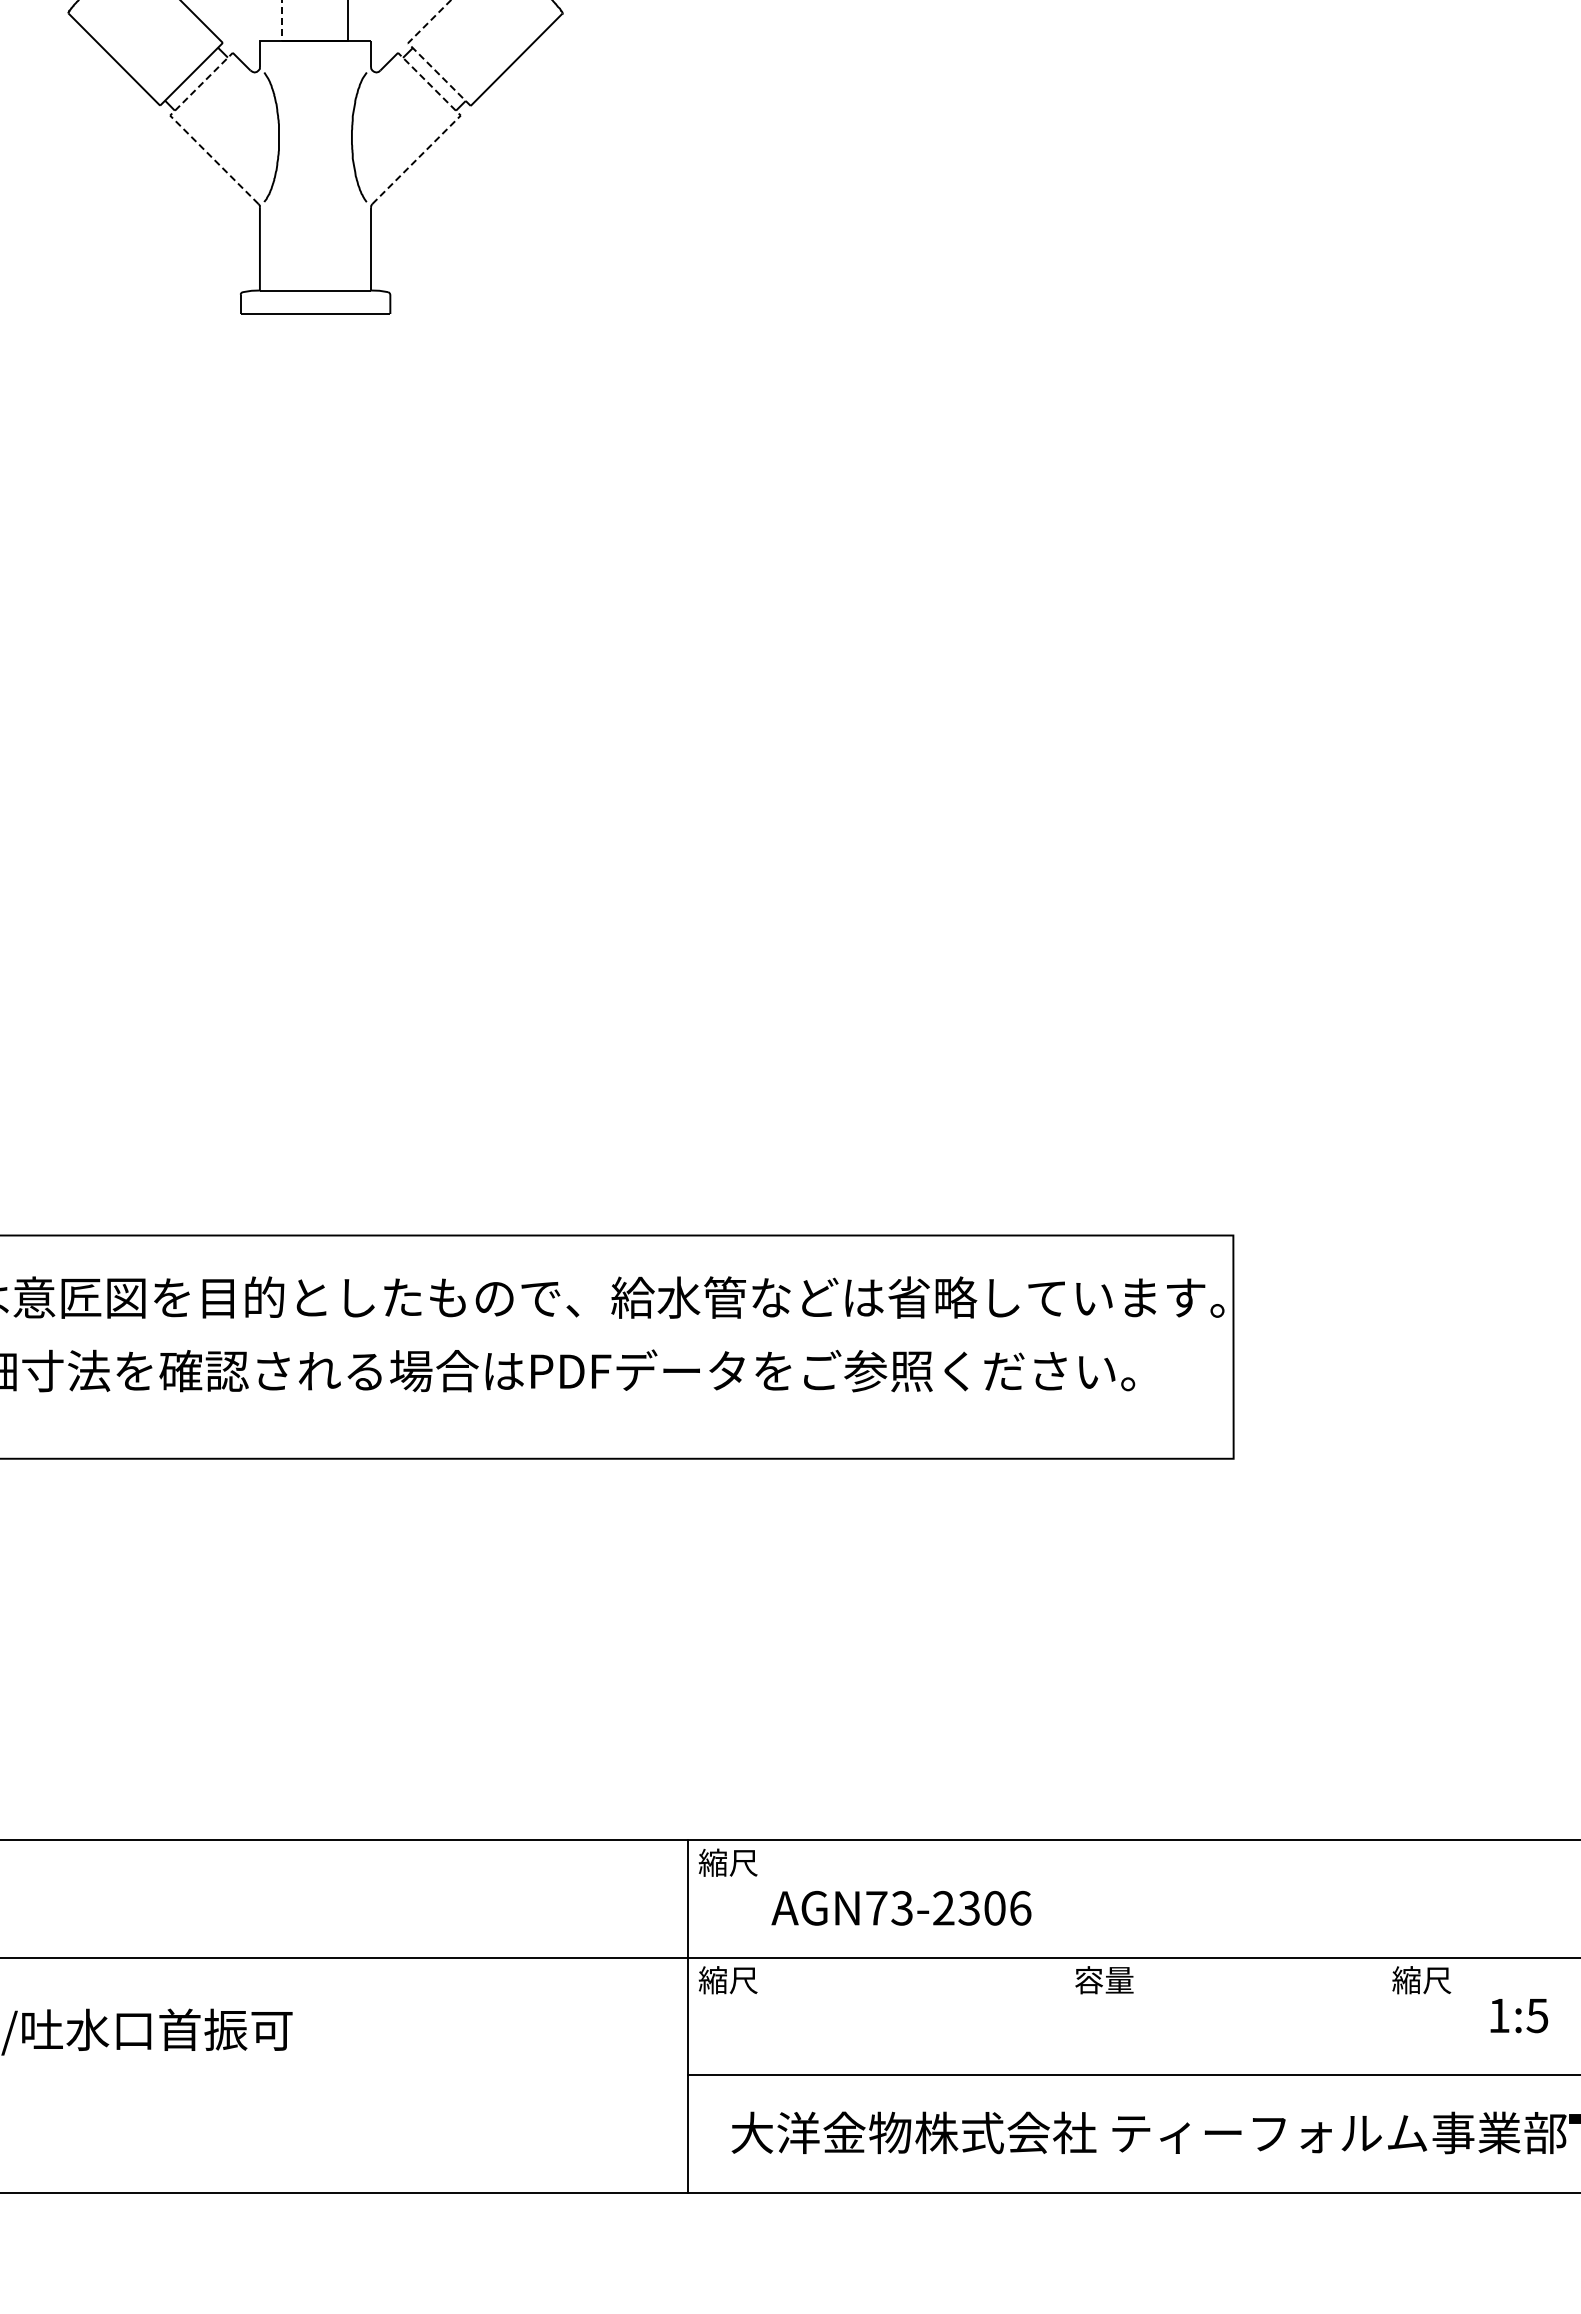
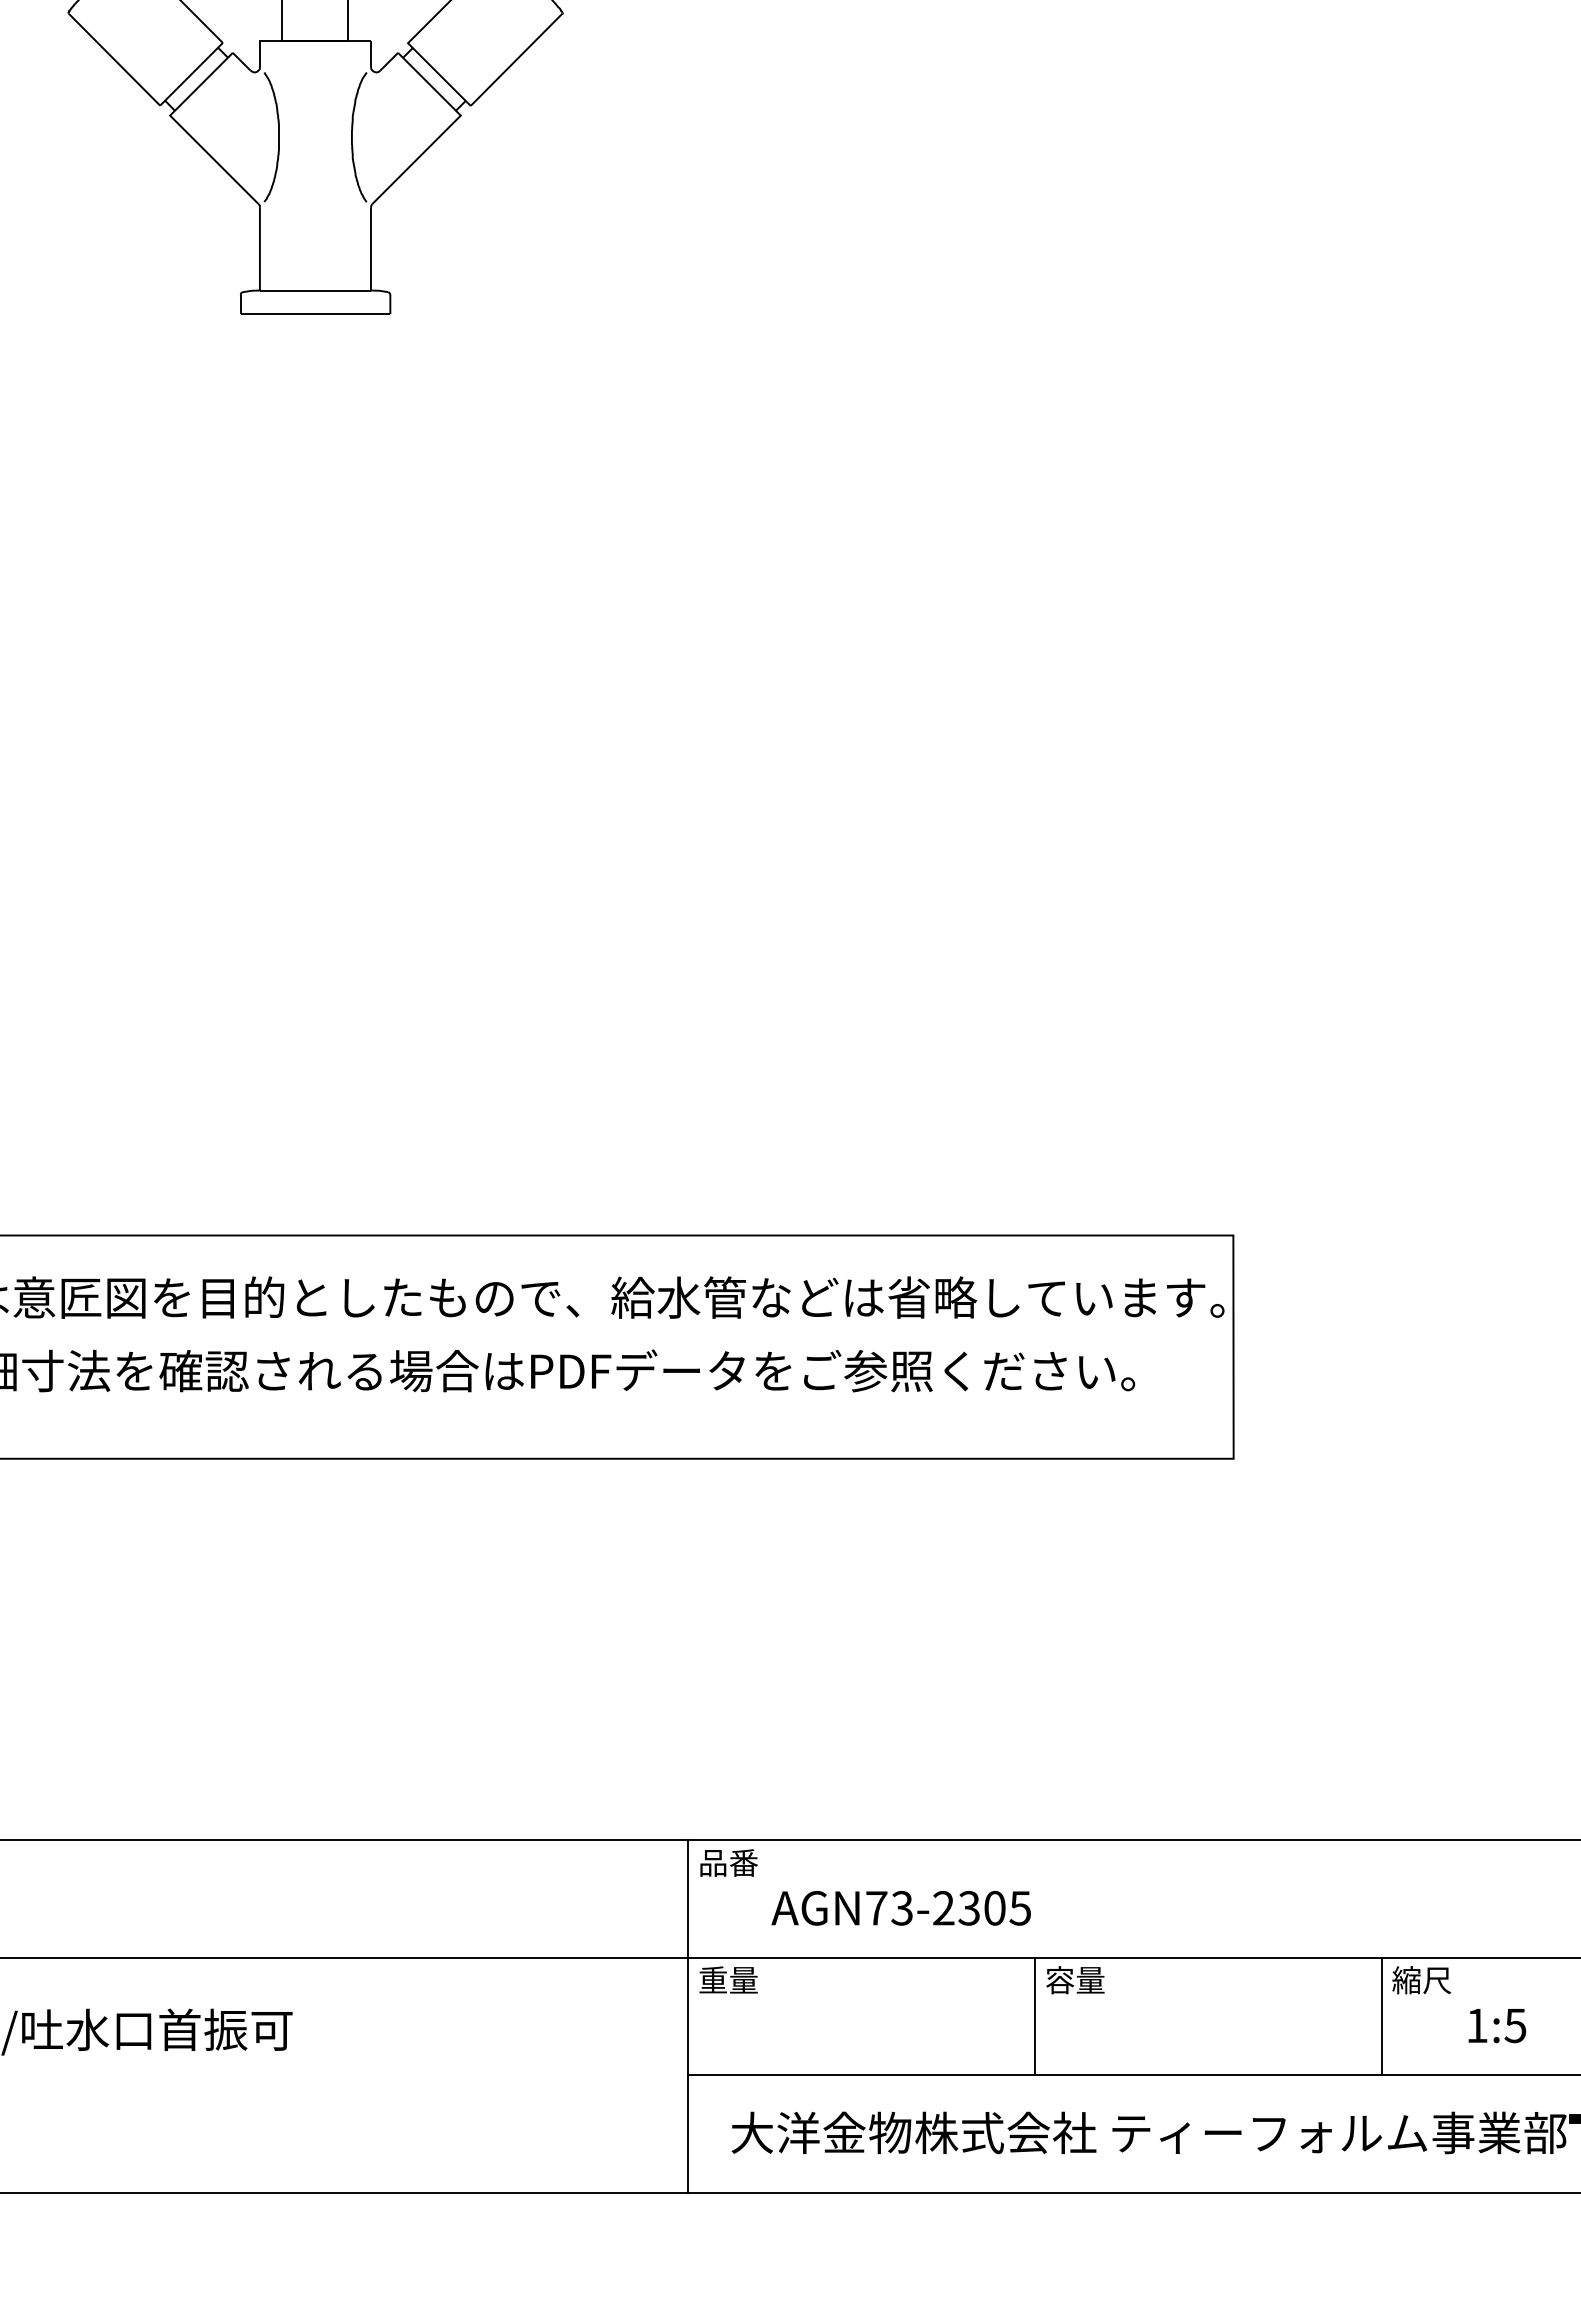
line: dashed -> solid (282, 21)
line: dashed -> solid (417, 52)
line: dashed -> solid (182, 128)
line: dashed -> solid (448, 128)
text: 縮尺 -> 品番 (727, 1862)
text: AGN73-2306 -> AGN73-2305 (1020, 1907)
text: 縮尺 -> 重量 (727, 1980)
text position: (1104, 1980) -> (1075, 1980) (1075, 1980)
line: none -> present (1034, 2016)
line: none -> present (1381, 2016)
text position: (1519, 2016) -> (1497, 2026) (1497, 2026)
